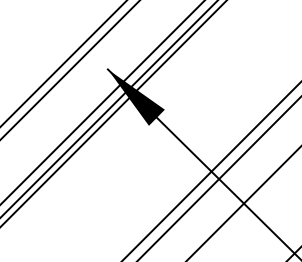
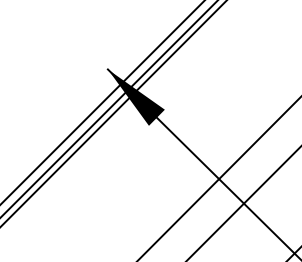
line: present -> none (63, 63)
line: present -> none (70, 69)
line: present -> none (211, 171)
